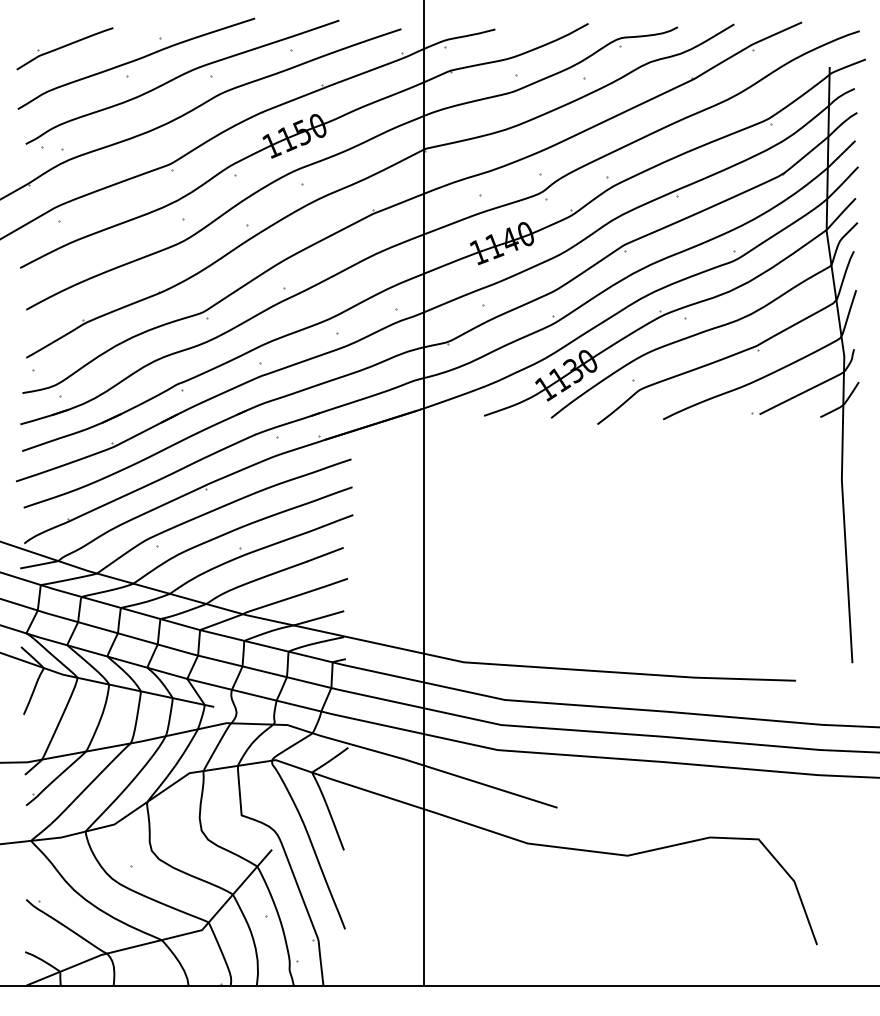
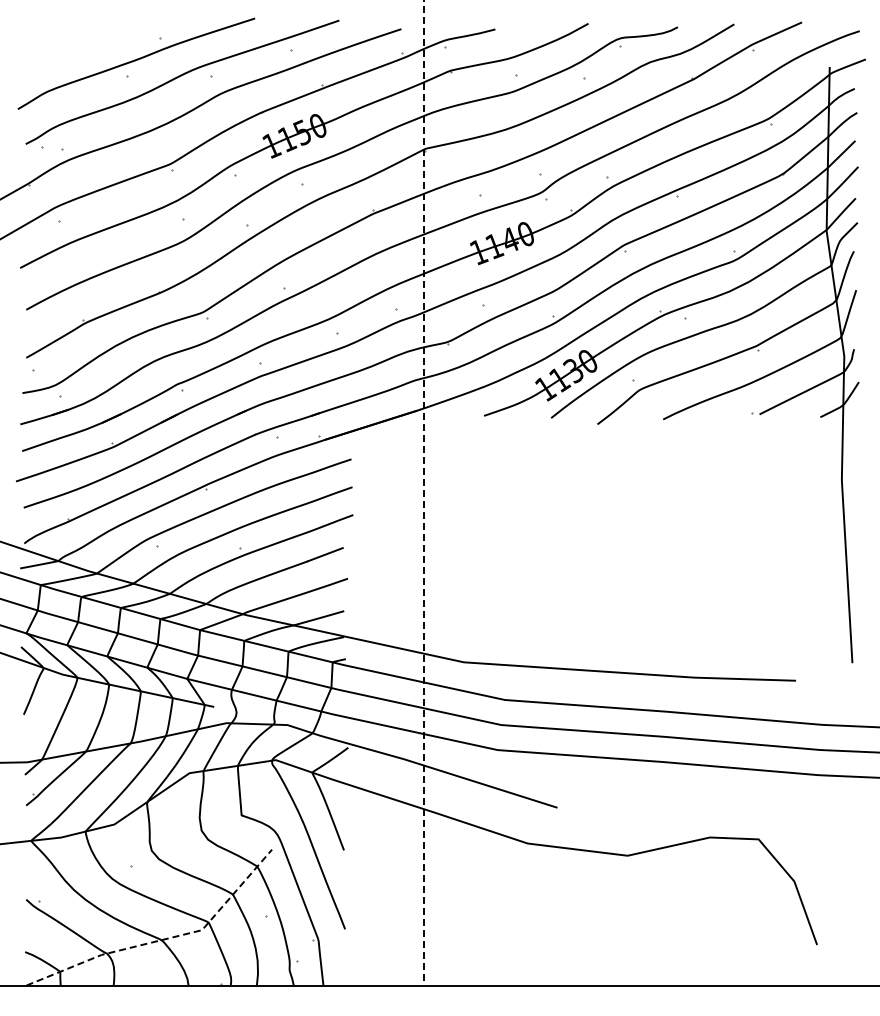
part: present -> none (64, 48)
line: solid -> dashed (423, 493)
line: solid -> dashed (164, 939)
